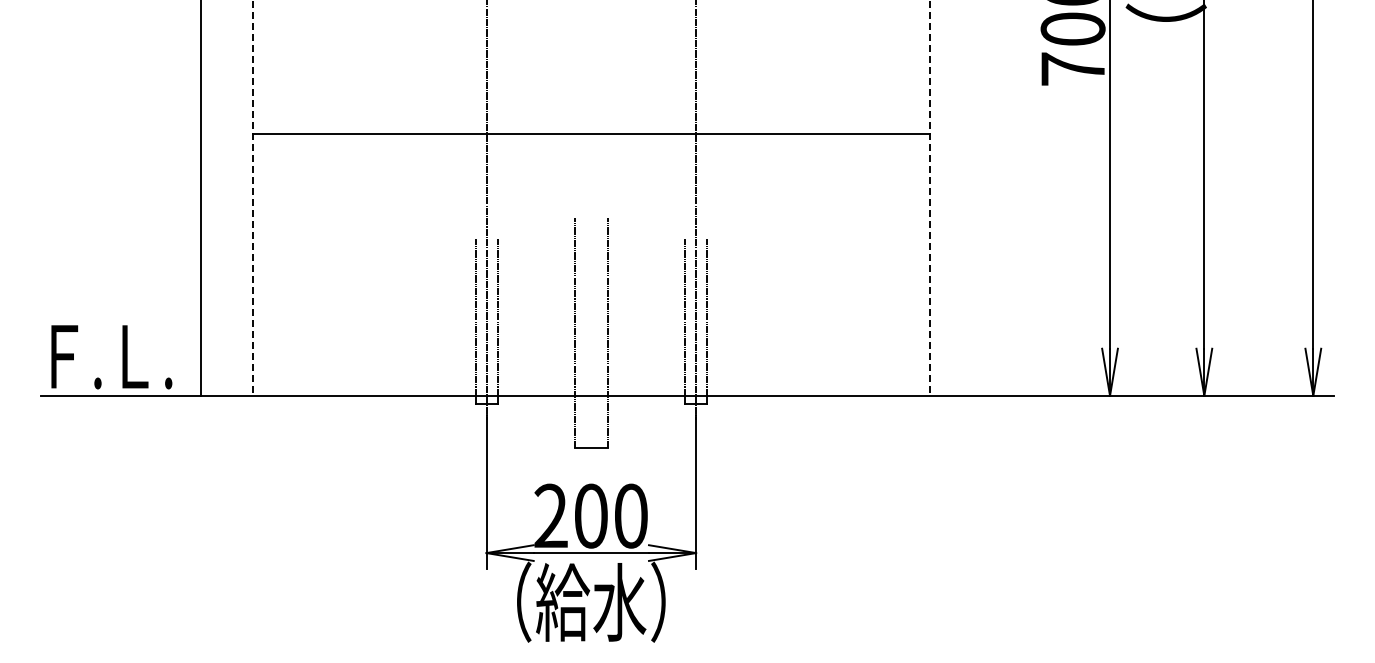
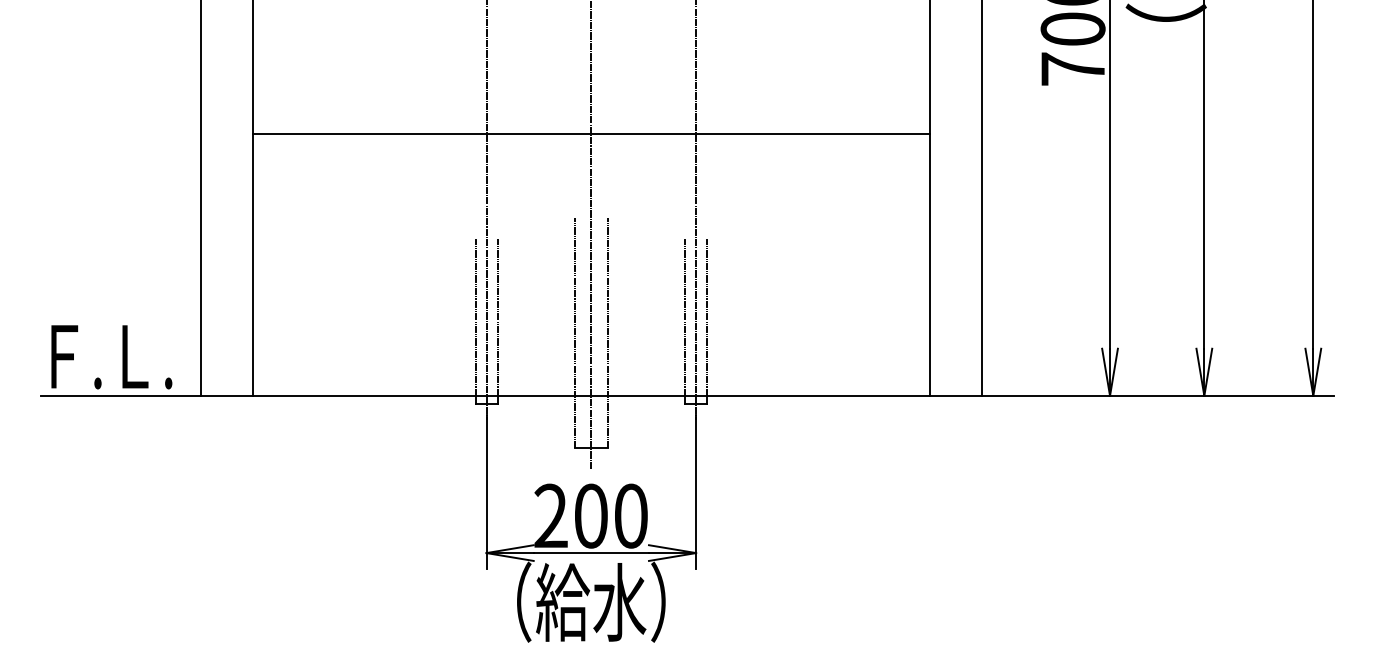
line: dashed -> solid (252, 198)
line: dashed -> solid (929, 198)
line: none -> present (982, 198)
line: none -> present (591, 235)
